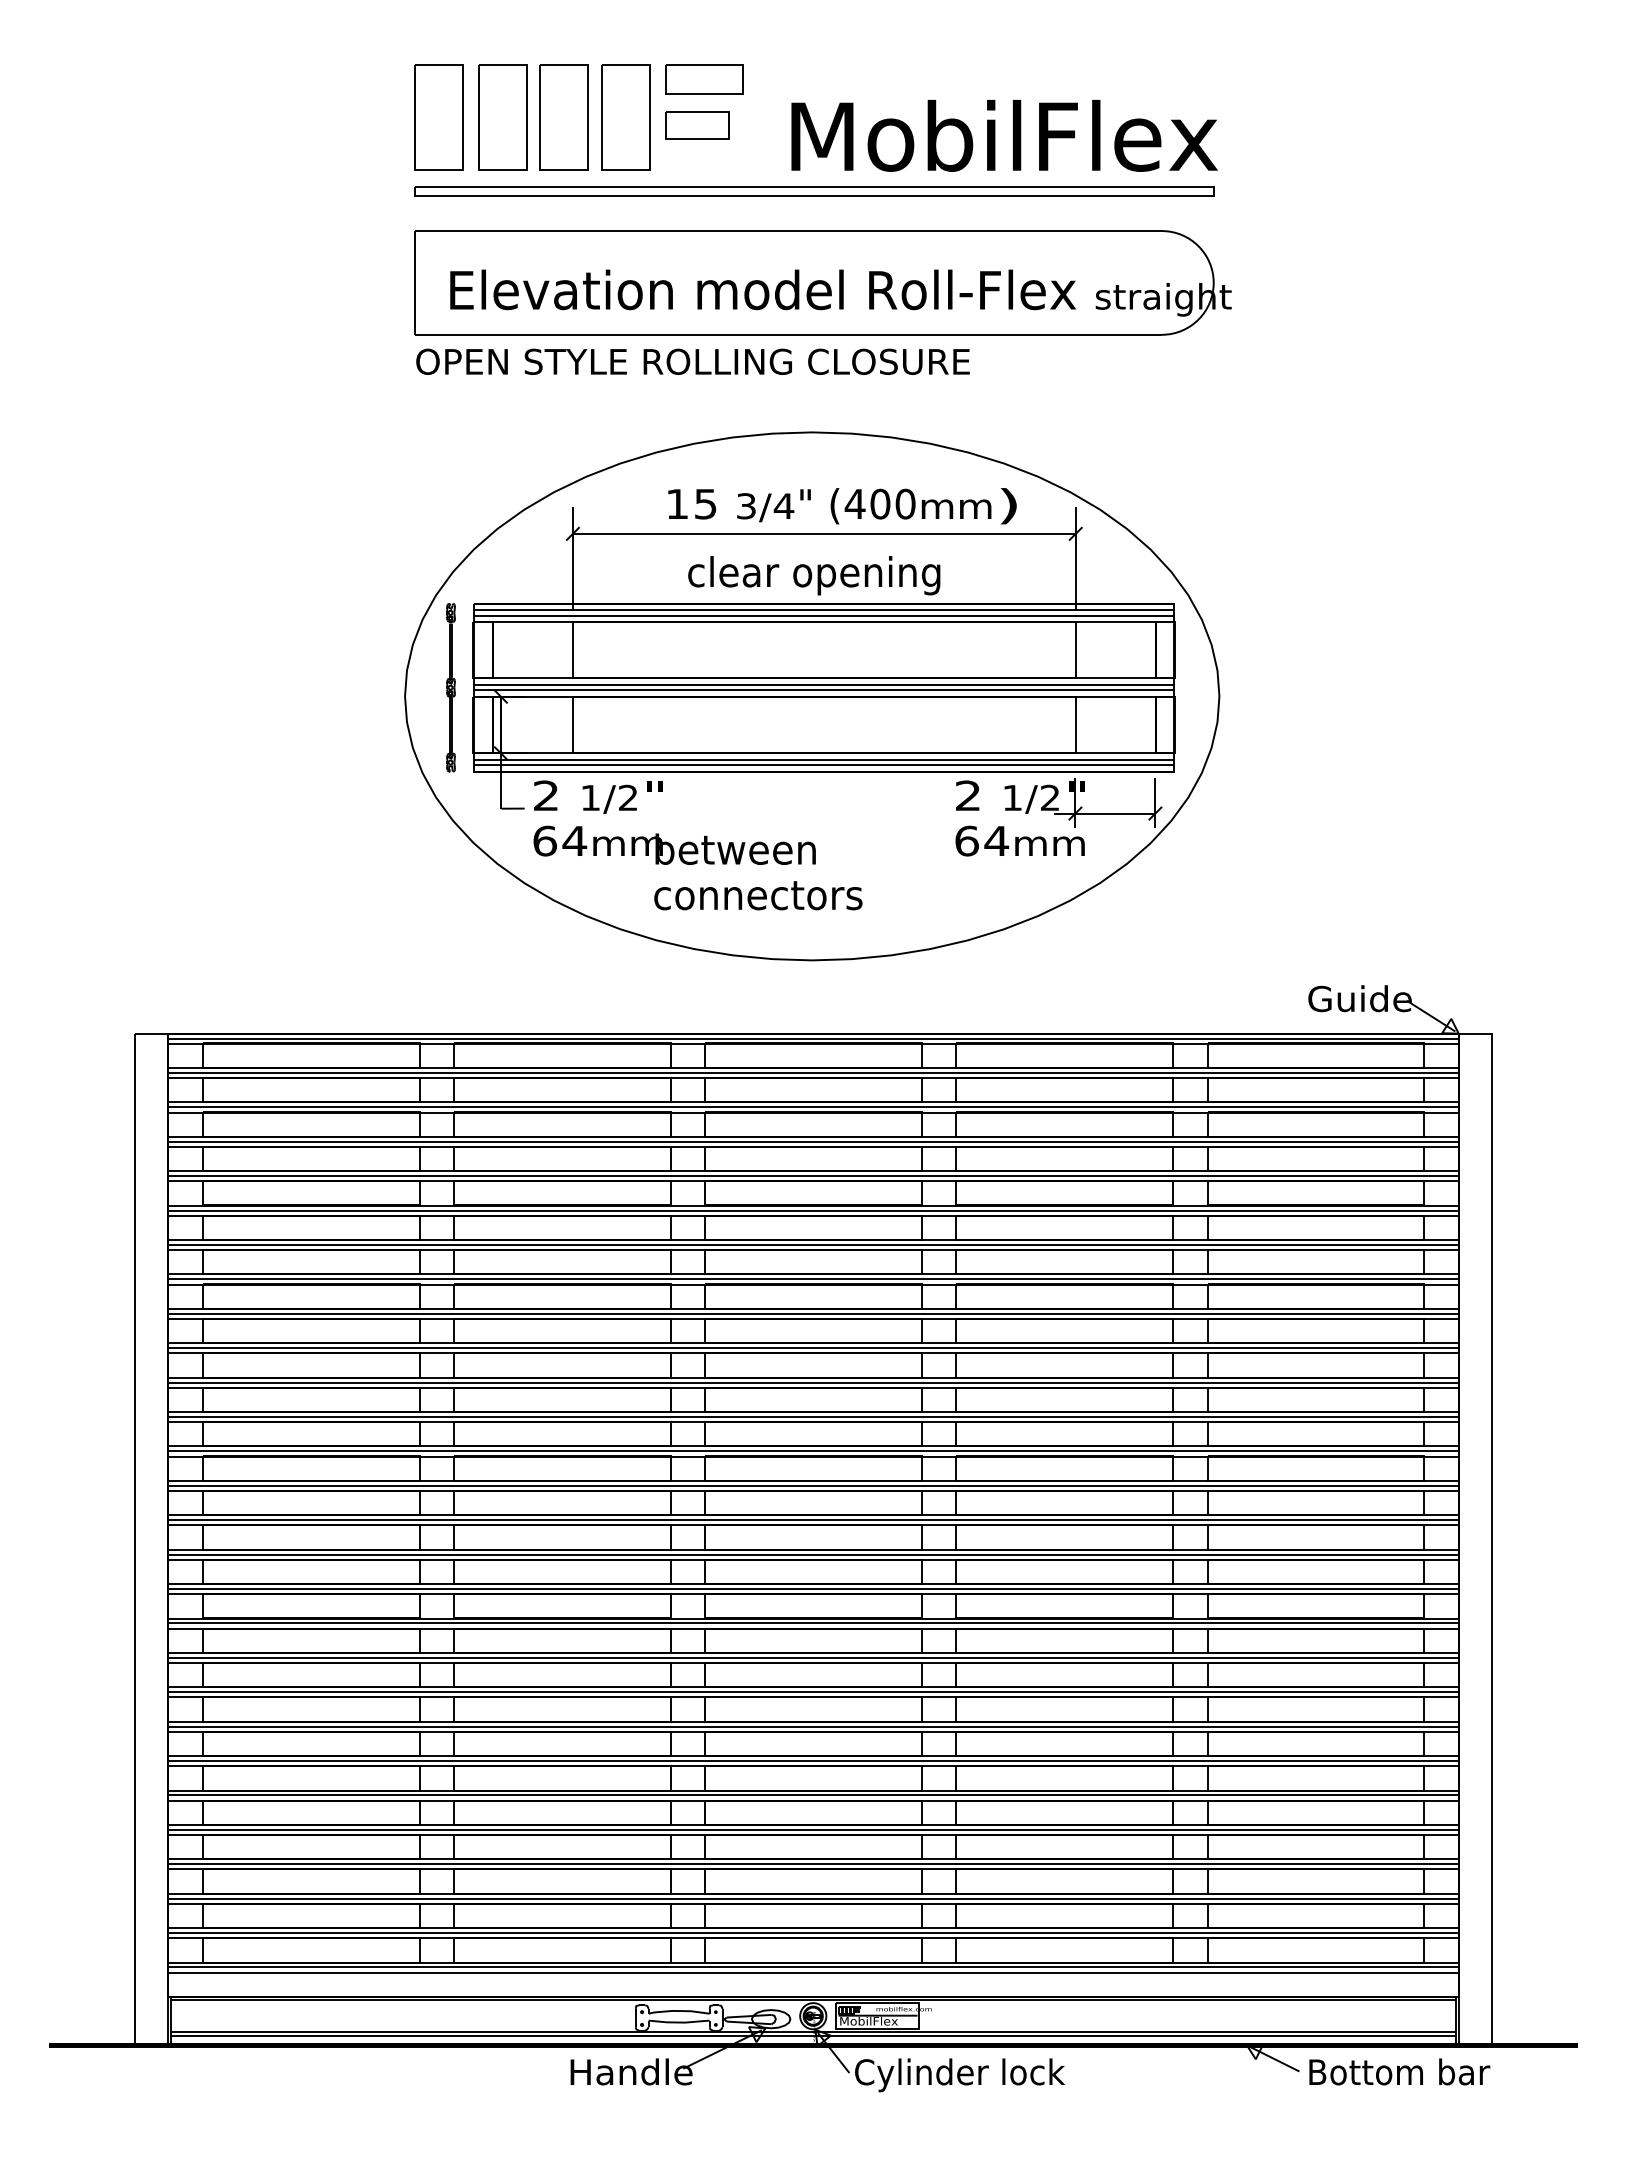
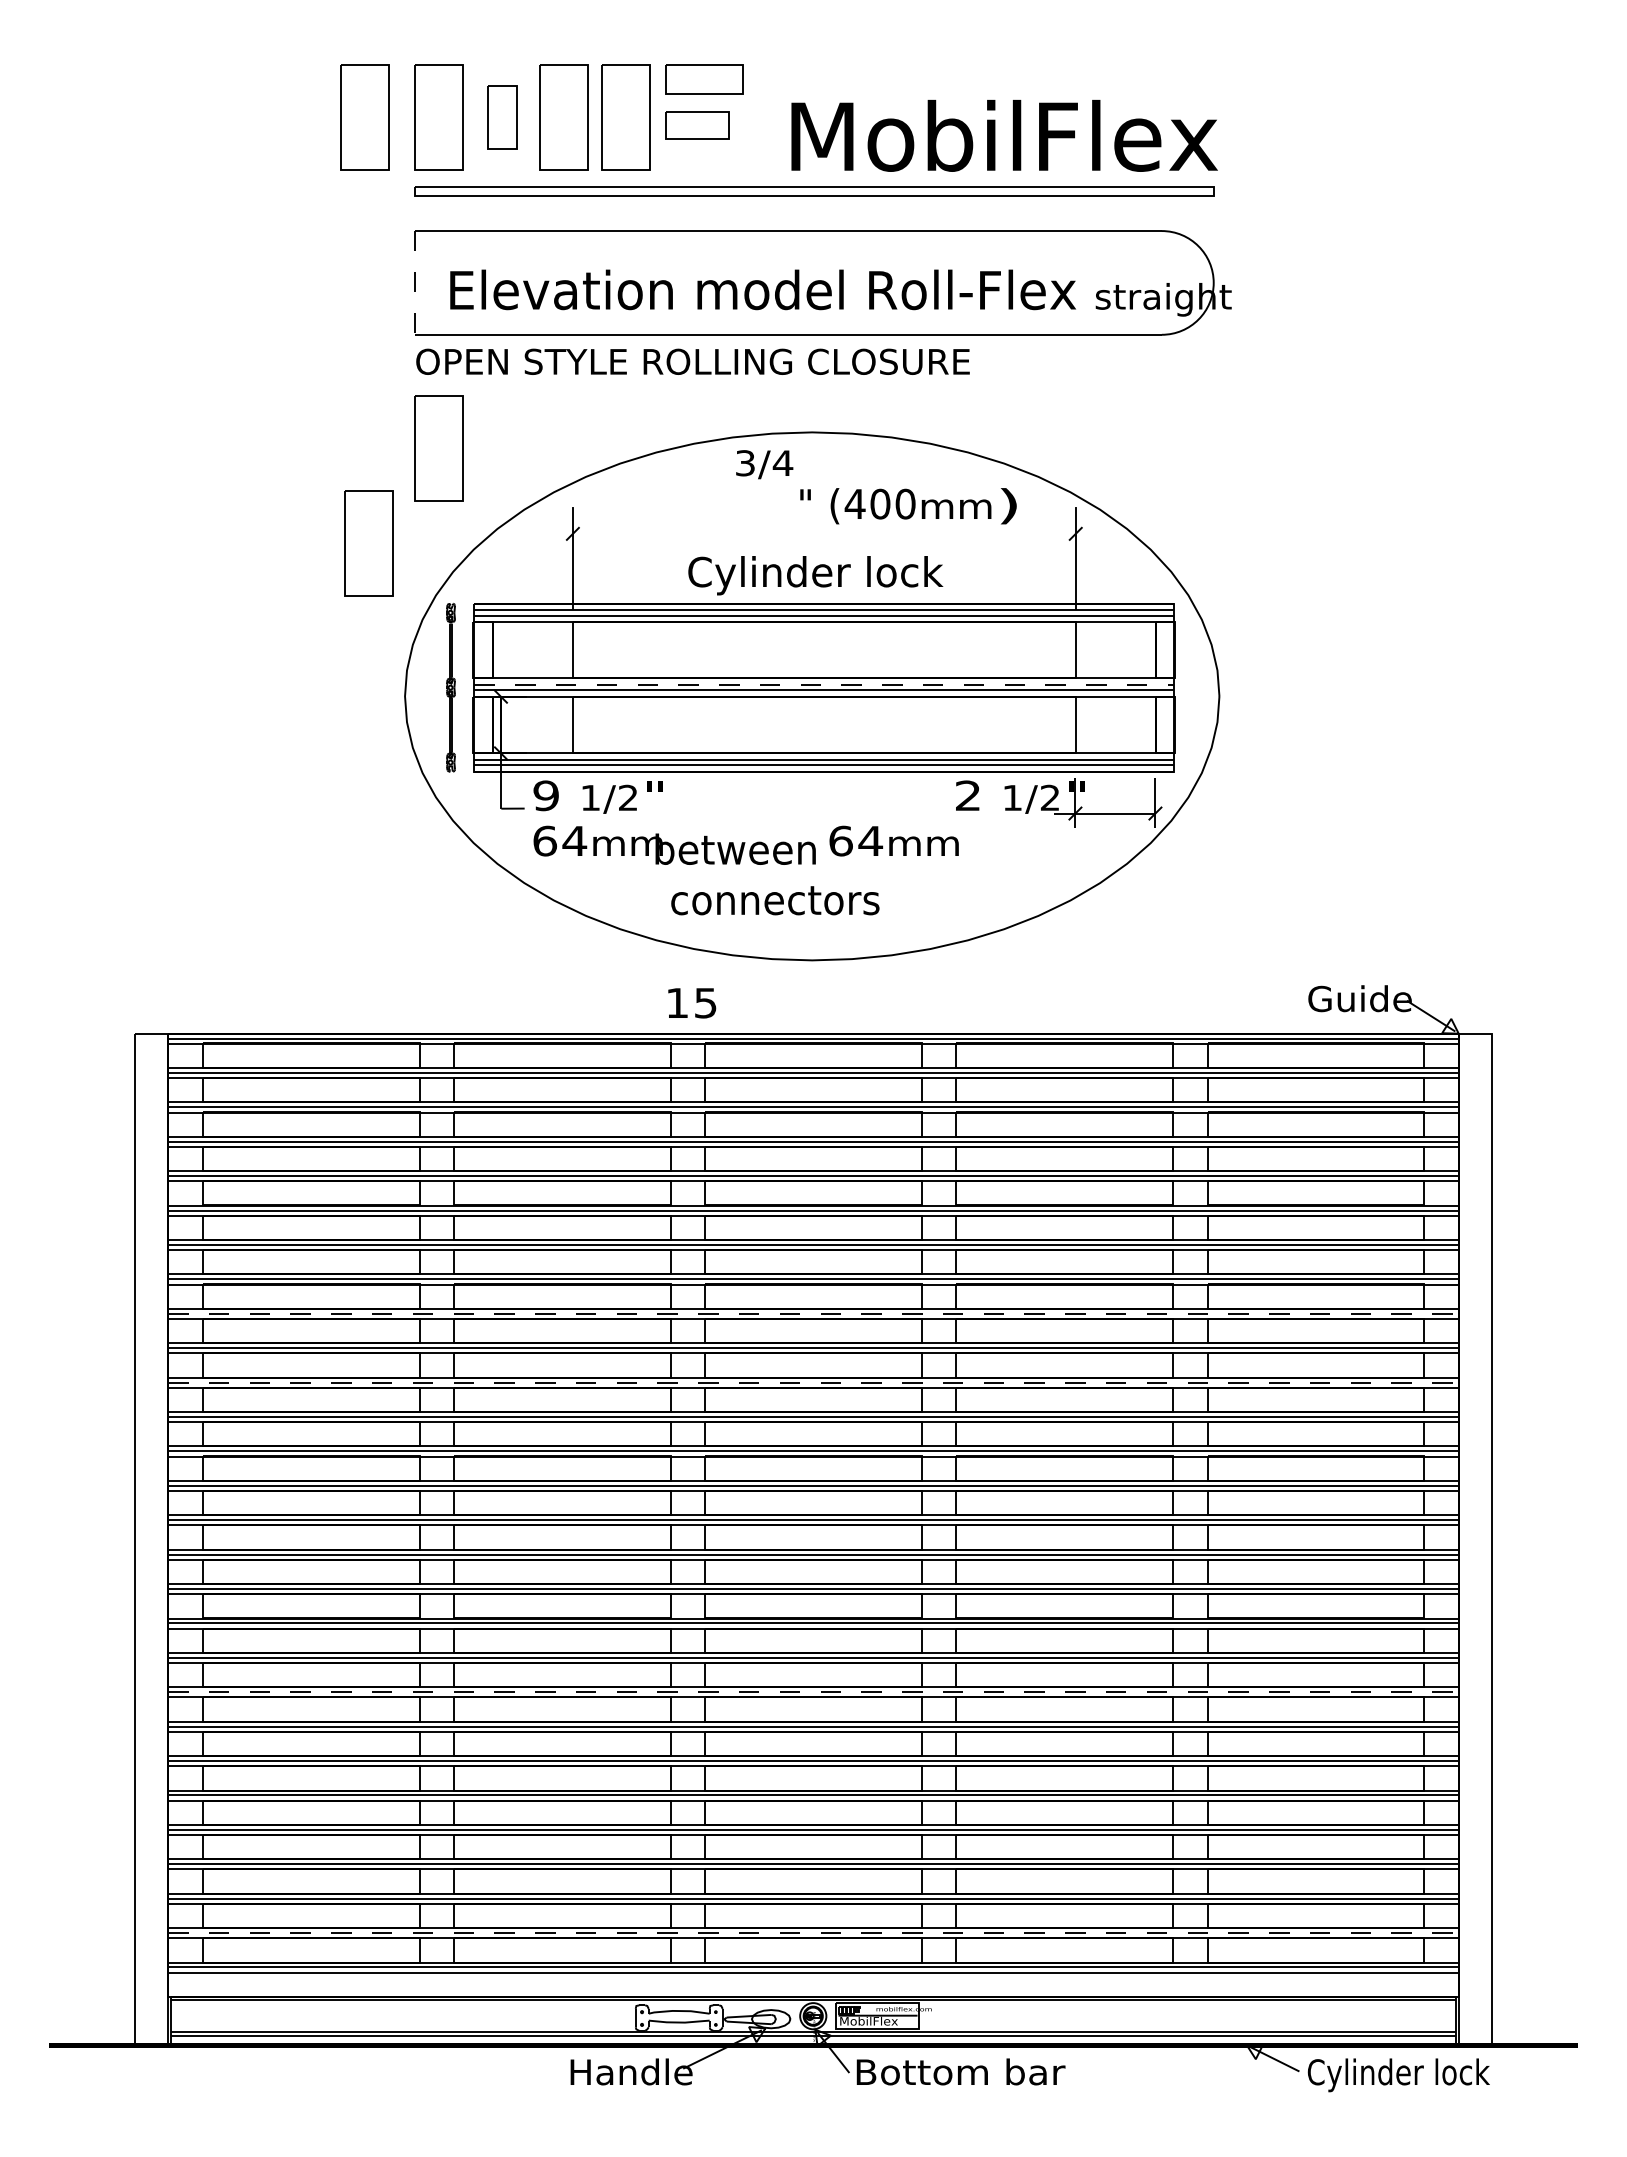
part: none -> present (364, 117)
part size: 50x107 px -> 31x65 px (502, 117)
line: solid -> dashed (414, 282)
part: none -> present (438, 448)
text position: (692, 504) -> (692, 1003) (692, 1003)
text position: (765, 507) -> (764, 464) (764, 464)
line: present -> none (823, 533)
part: none -> present (368, 543)
text: clear opening -> Cylinder lock (815, 575)
line: solid -> dashed (824, 684)
text: 2 -> 9 (545, 795)
text position: (1019, 840) -> (893, 840) (893, 840)
text position: (758, 895) -> (775, 900) (775, 900)
line: solid -> dashed (813, 1313)
line: solid -> dashed (813, 1382)
line: solid -> dashed (813, 1692)
line: solid -> dashed (813, 1933)
text: Cylinder lock -> Bottom bar (960, 2075)
text: Bottom bar -> Cylinder lock (1398, 2075)
